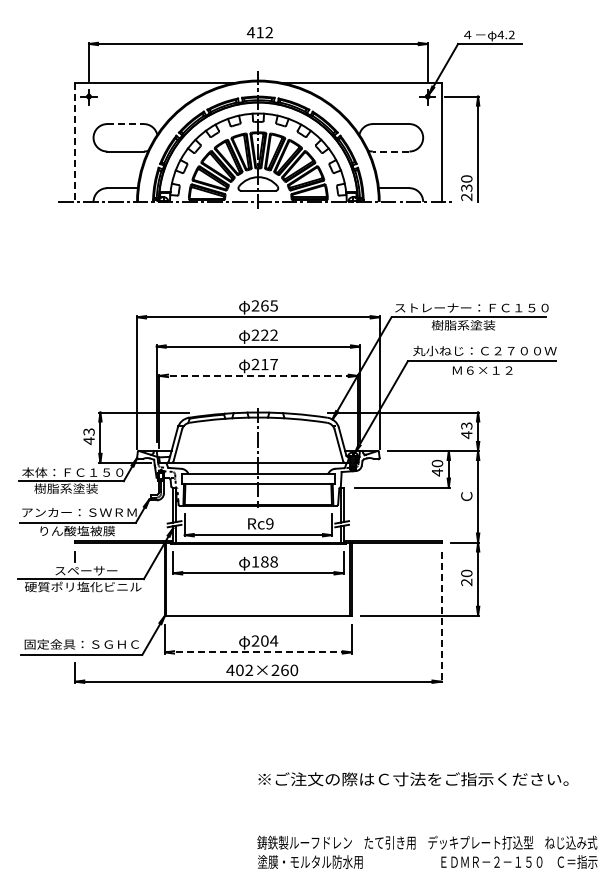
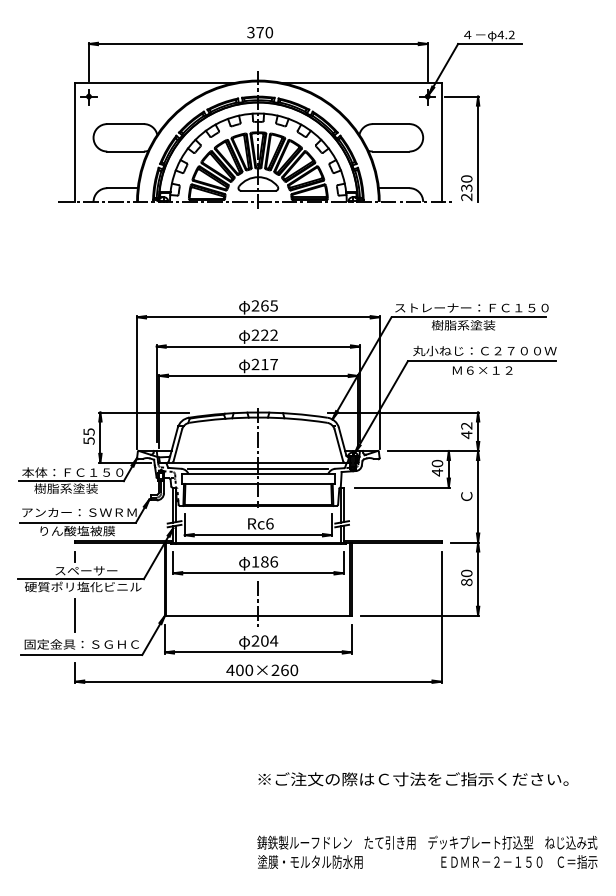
text: 412 -> 370 (259, 32)
line: dashed -> solid (126, 124)
line: dashed -> solid (75, 142)
line: dashed -> solid (390, 151)
line: dashed -> solid (258, 375)
text: 43 -> 42 (466, 425)
text: 43 -> 55 (88, 436)
line: none -> present (258, 468)
text: Rc9 -> Rc6 (269, 523)
text: 188 -> 186 (273, 561)
text: 20 -> 80 (466, 582)
line: none -> present (258, 604)
line: none -> present (75, 615)
line: dashed -> solid (441, 617)
line: dashed -> solid (258, 652)
text: 402×260 -> 400×260 (249, 670)
